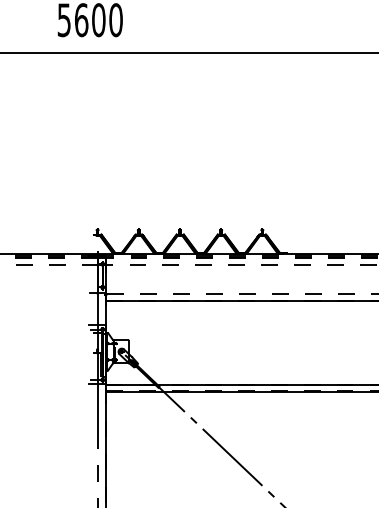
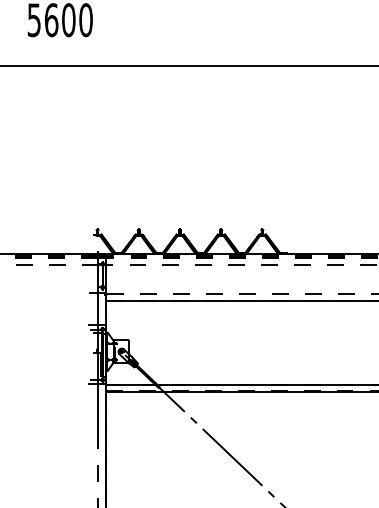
text position: (89, 20) -> (59, 20) (59, 20)
line position: (188, 53) -> (188, 66) (188, 66)
